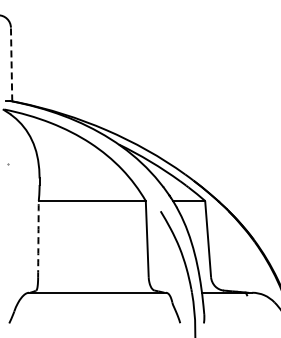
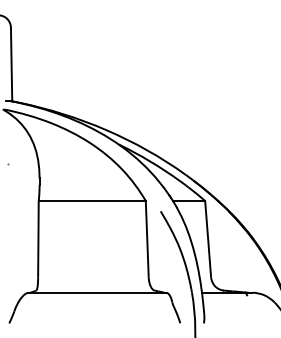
line: dashed -> solid (11, 64)
arc: dashed -> solid (38, 239)
